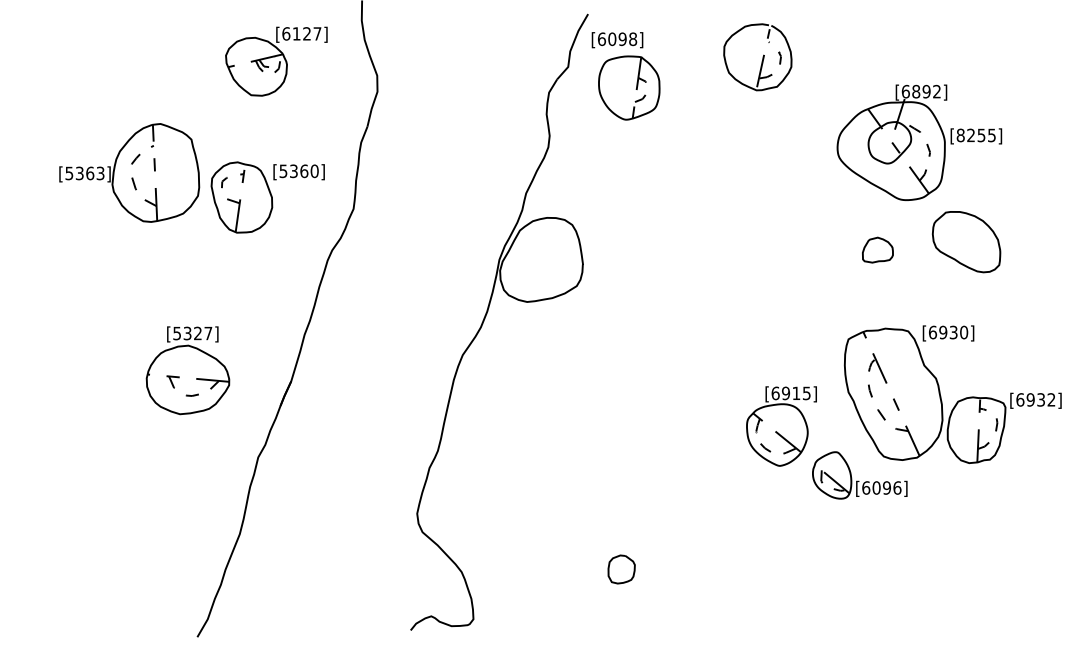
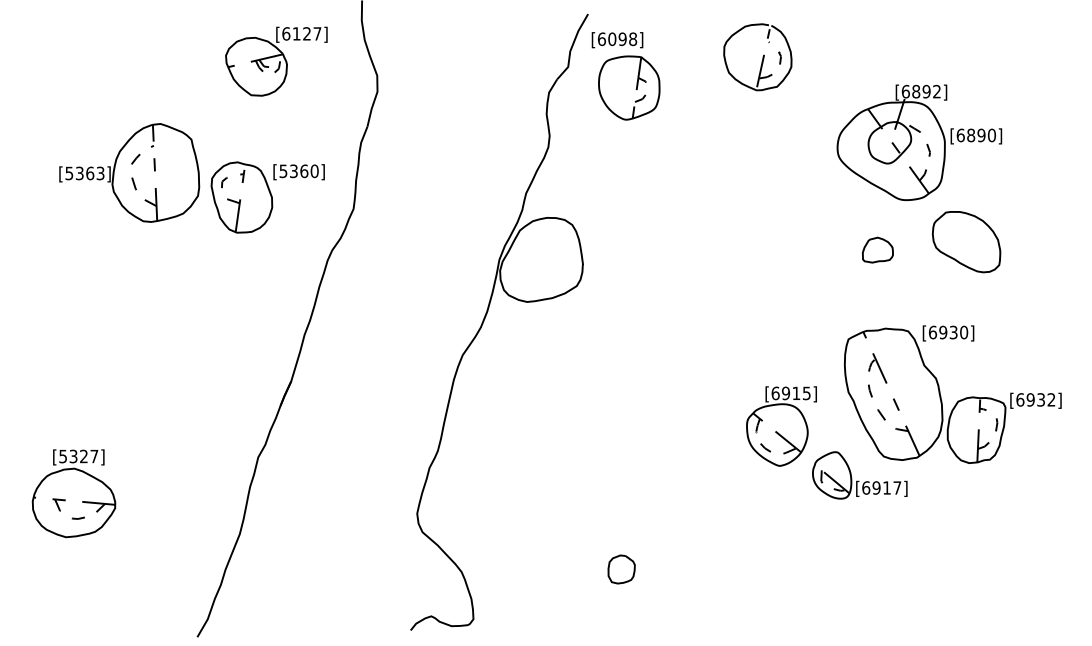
text: [8255] -> [6890] (976, 135)
part position: (187, 370) -> (73, 493) (73, 493)
text: [6096] -> [6917] (886, 487)
